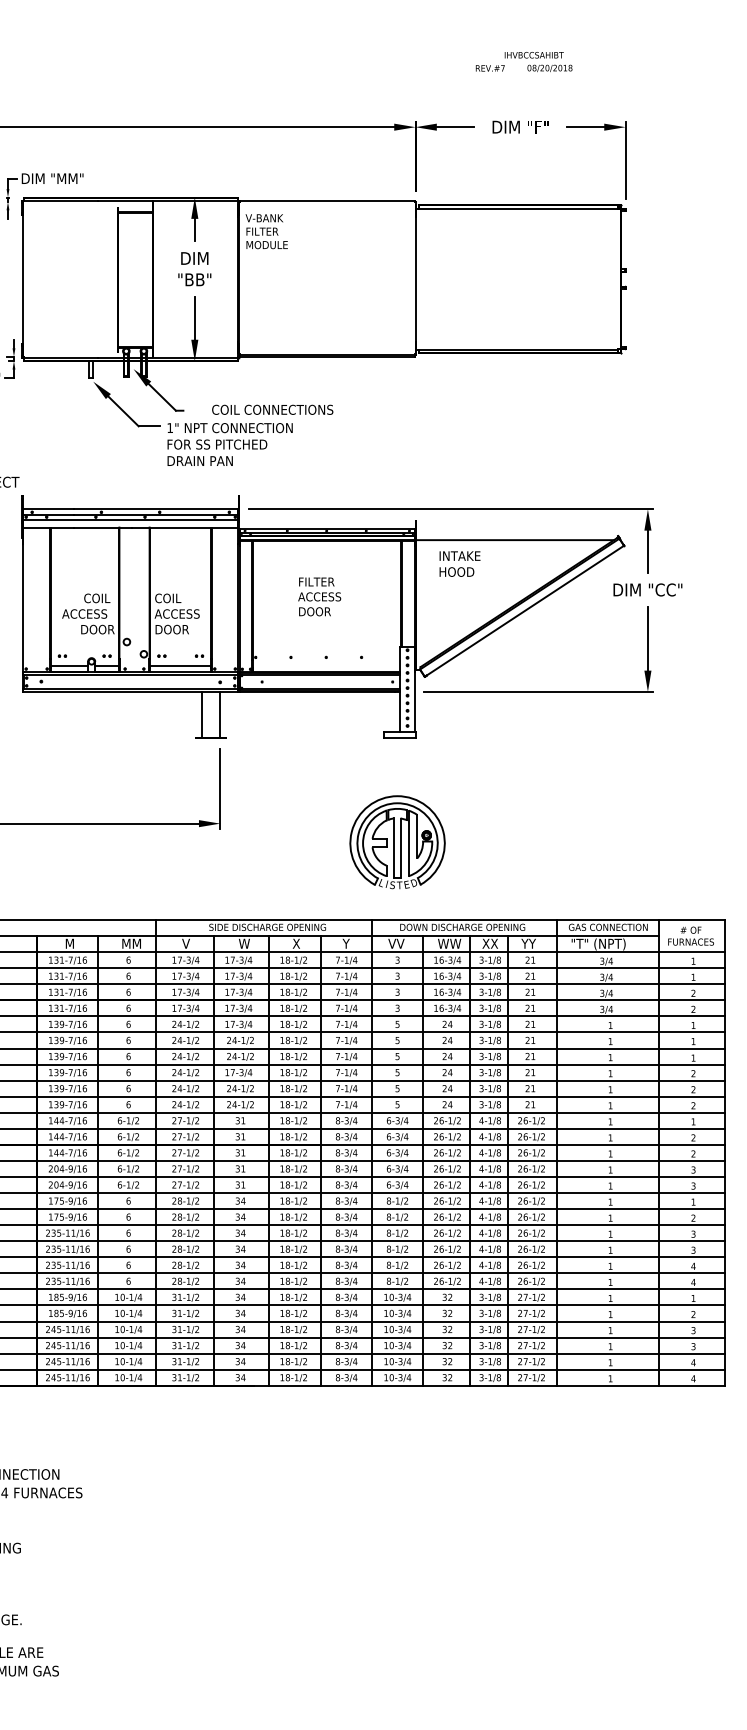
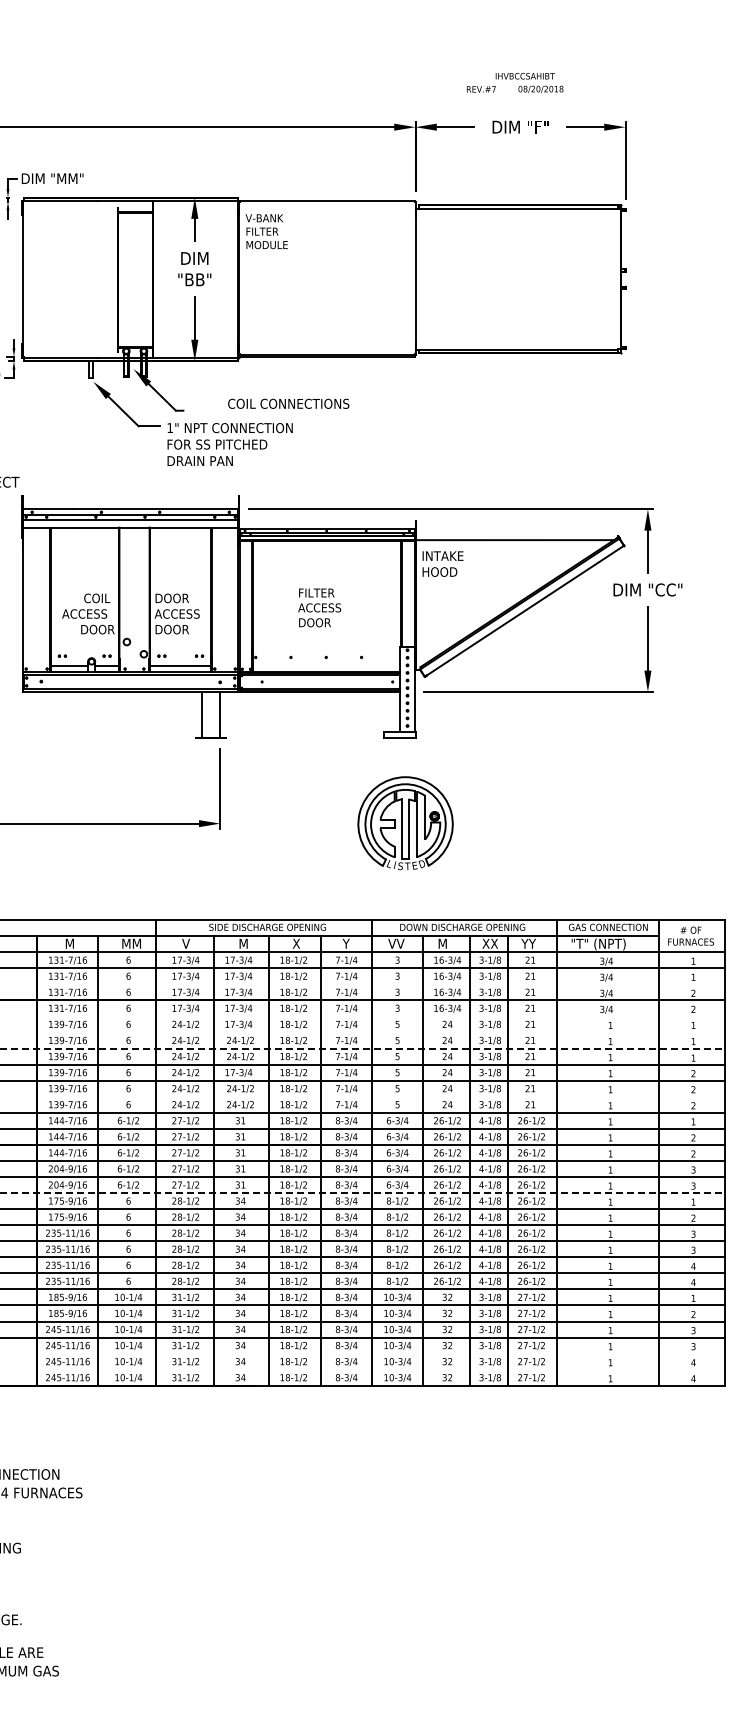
text position: (523, 62) -> (514, 83) (514, 83)
text position: (272, 409) -> (288, 403) (288, 403)
text position: (459, 563) -> (442, 563) (442, 563)
text position: (319, 596) -> (319, 607) (319, 607)
text: COIL -> DOOR (171, 598)
part position: (397, 842) -> (405, 823) (405, 823)
text: W -> M (244, 943)
text: WW -> M (449, 943)
line: present -> none (363, 984)
line: present -> none (363, 1016)
line: present -> none (363, 1032)
line: solid -> dashed (362, 1048)
line: present -> none (363, 1096)
line: solid -> dashed (362, 1193)
line: present -> none (363, 1353)
line: present -> none (363, 1369)
